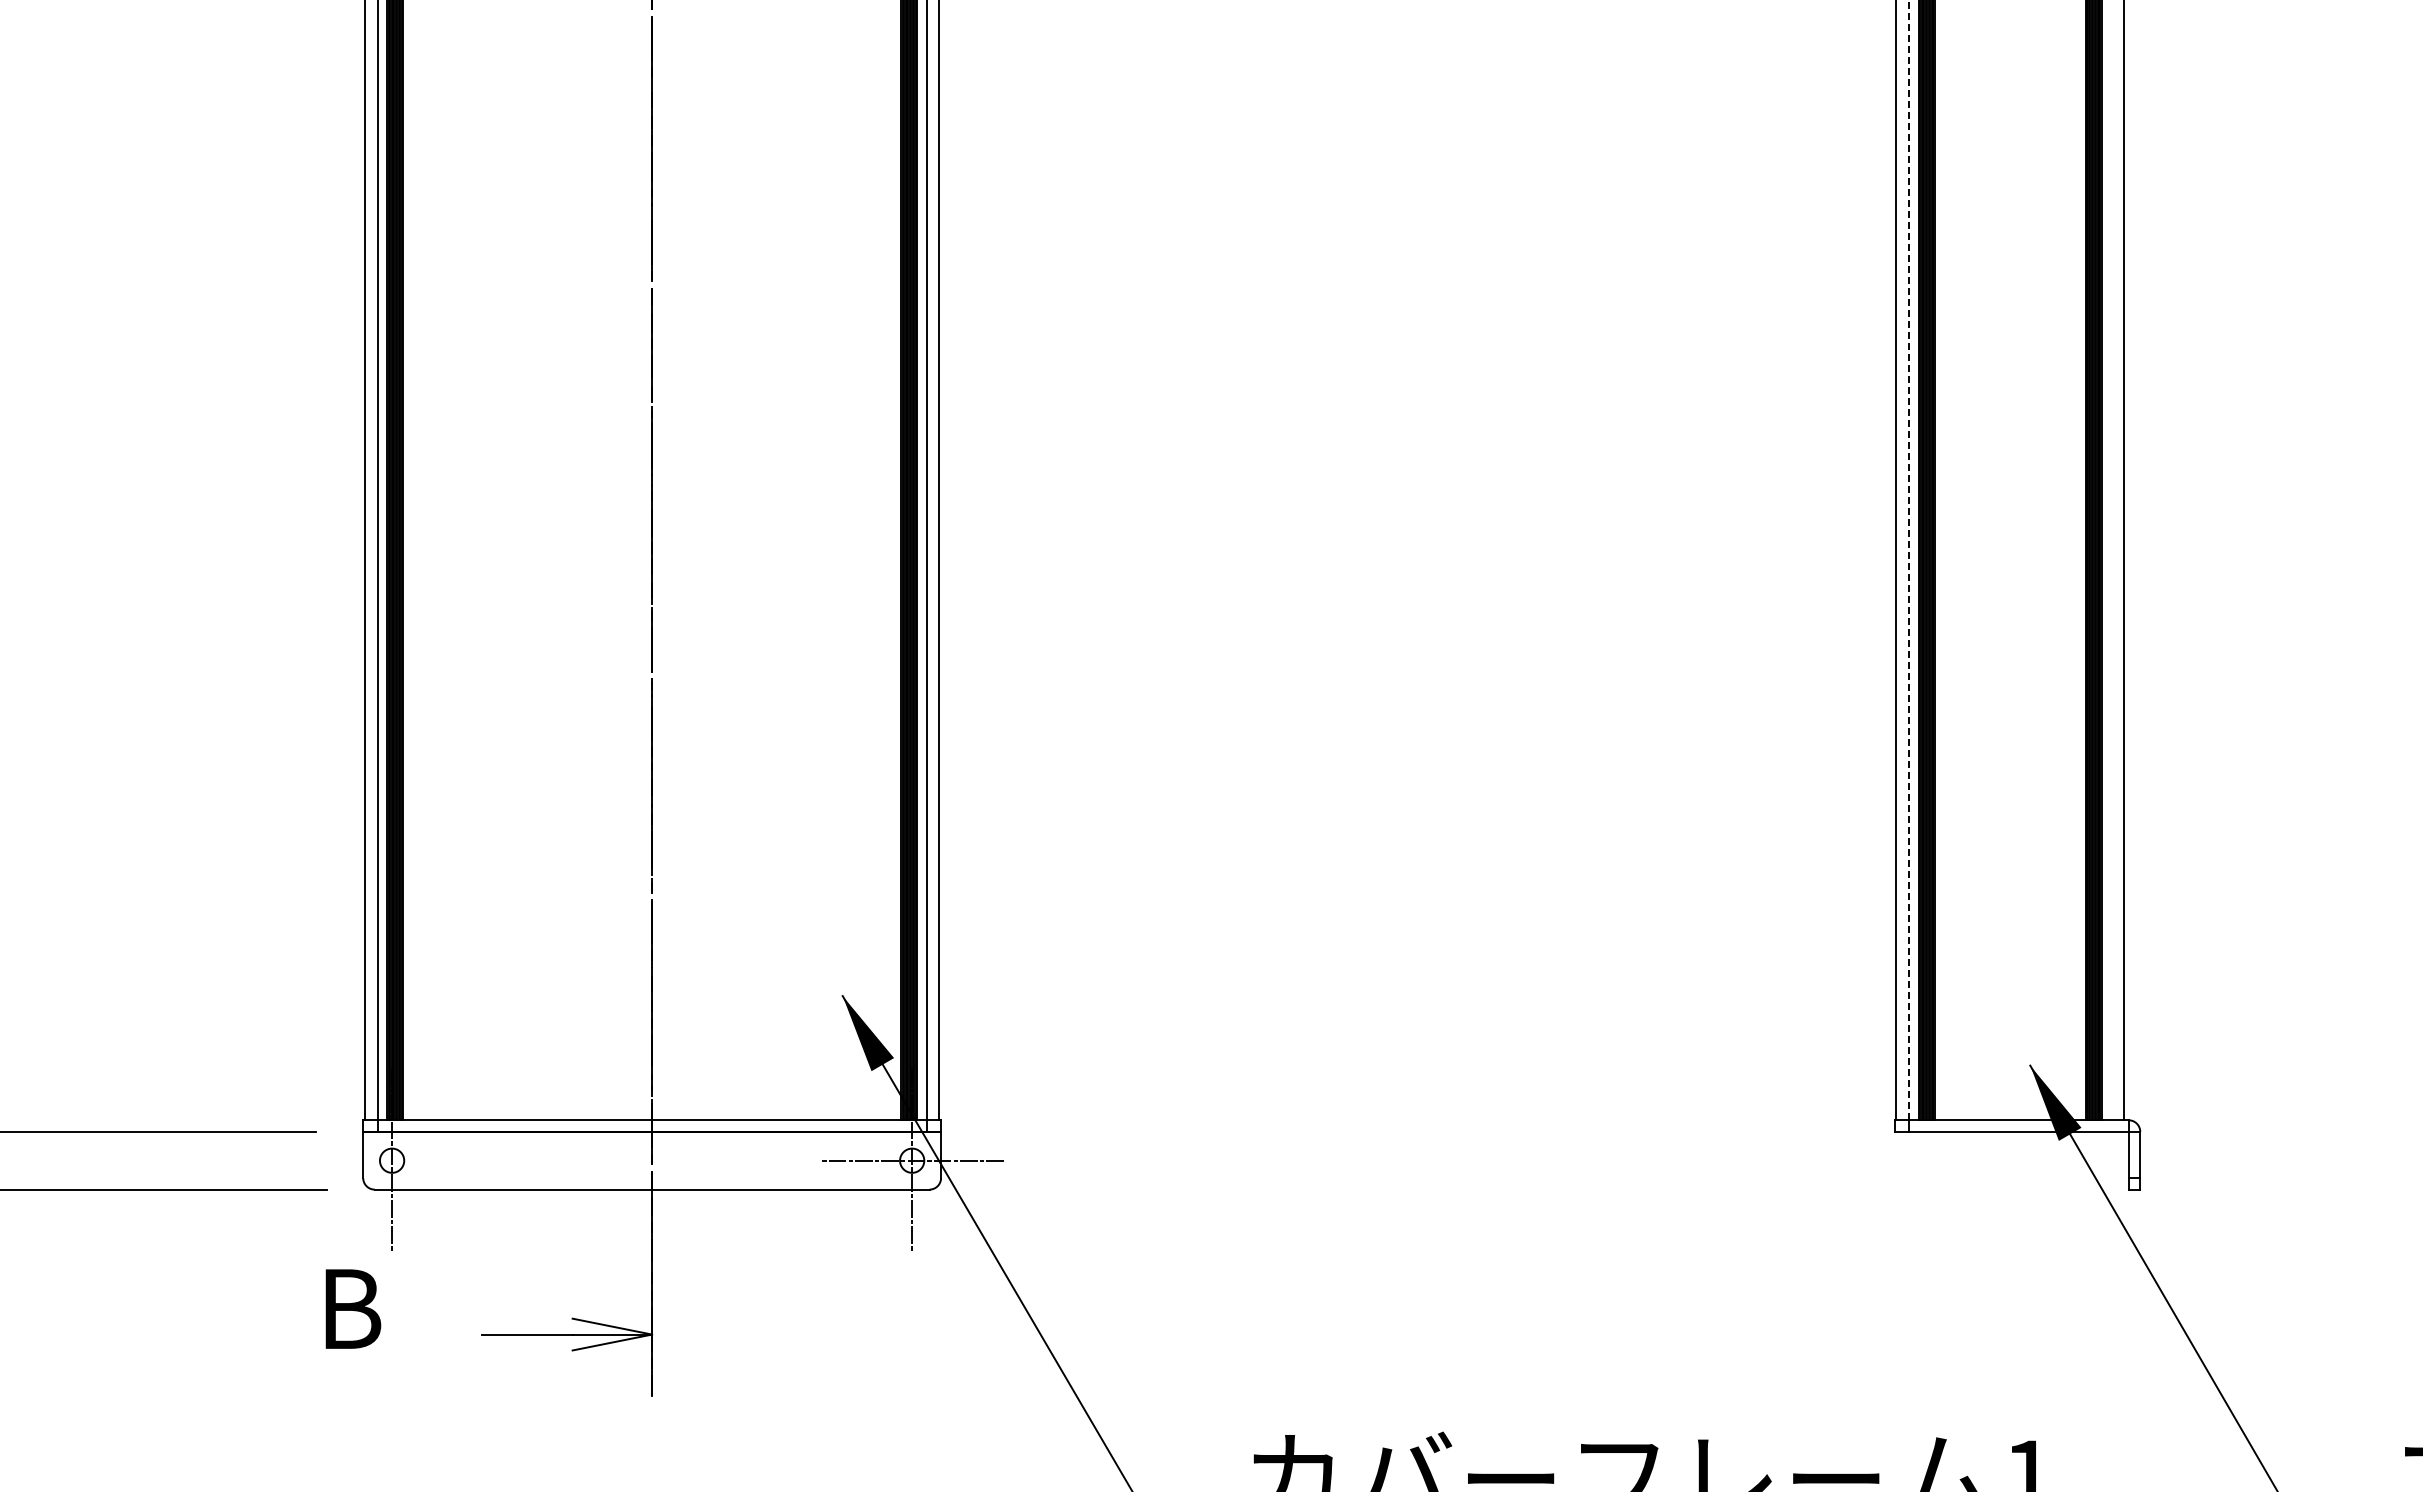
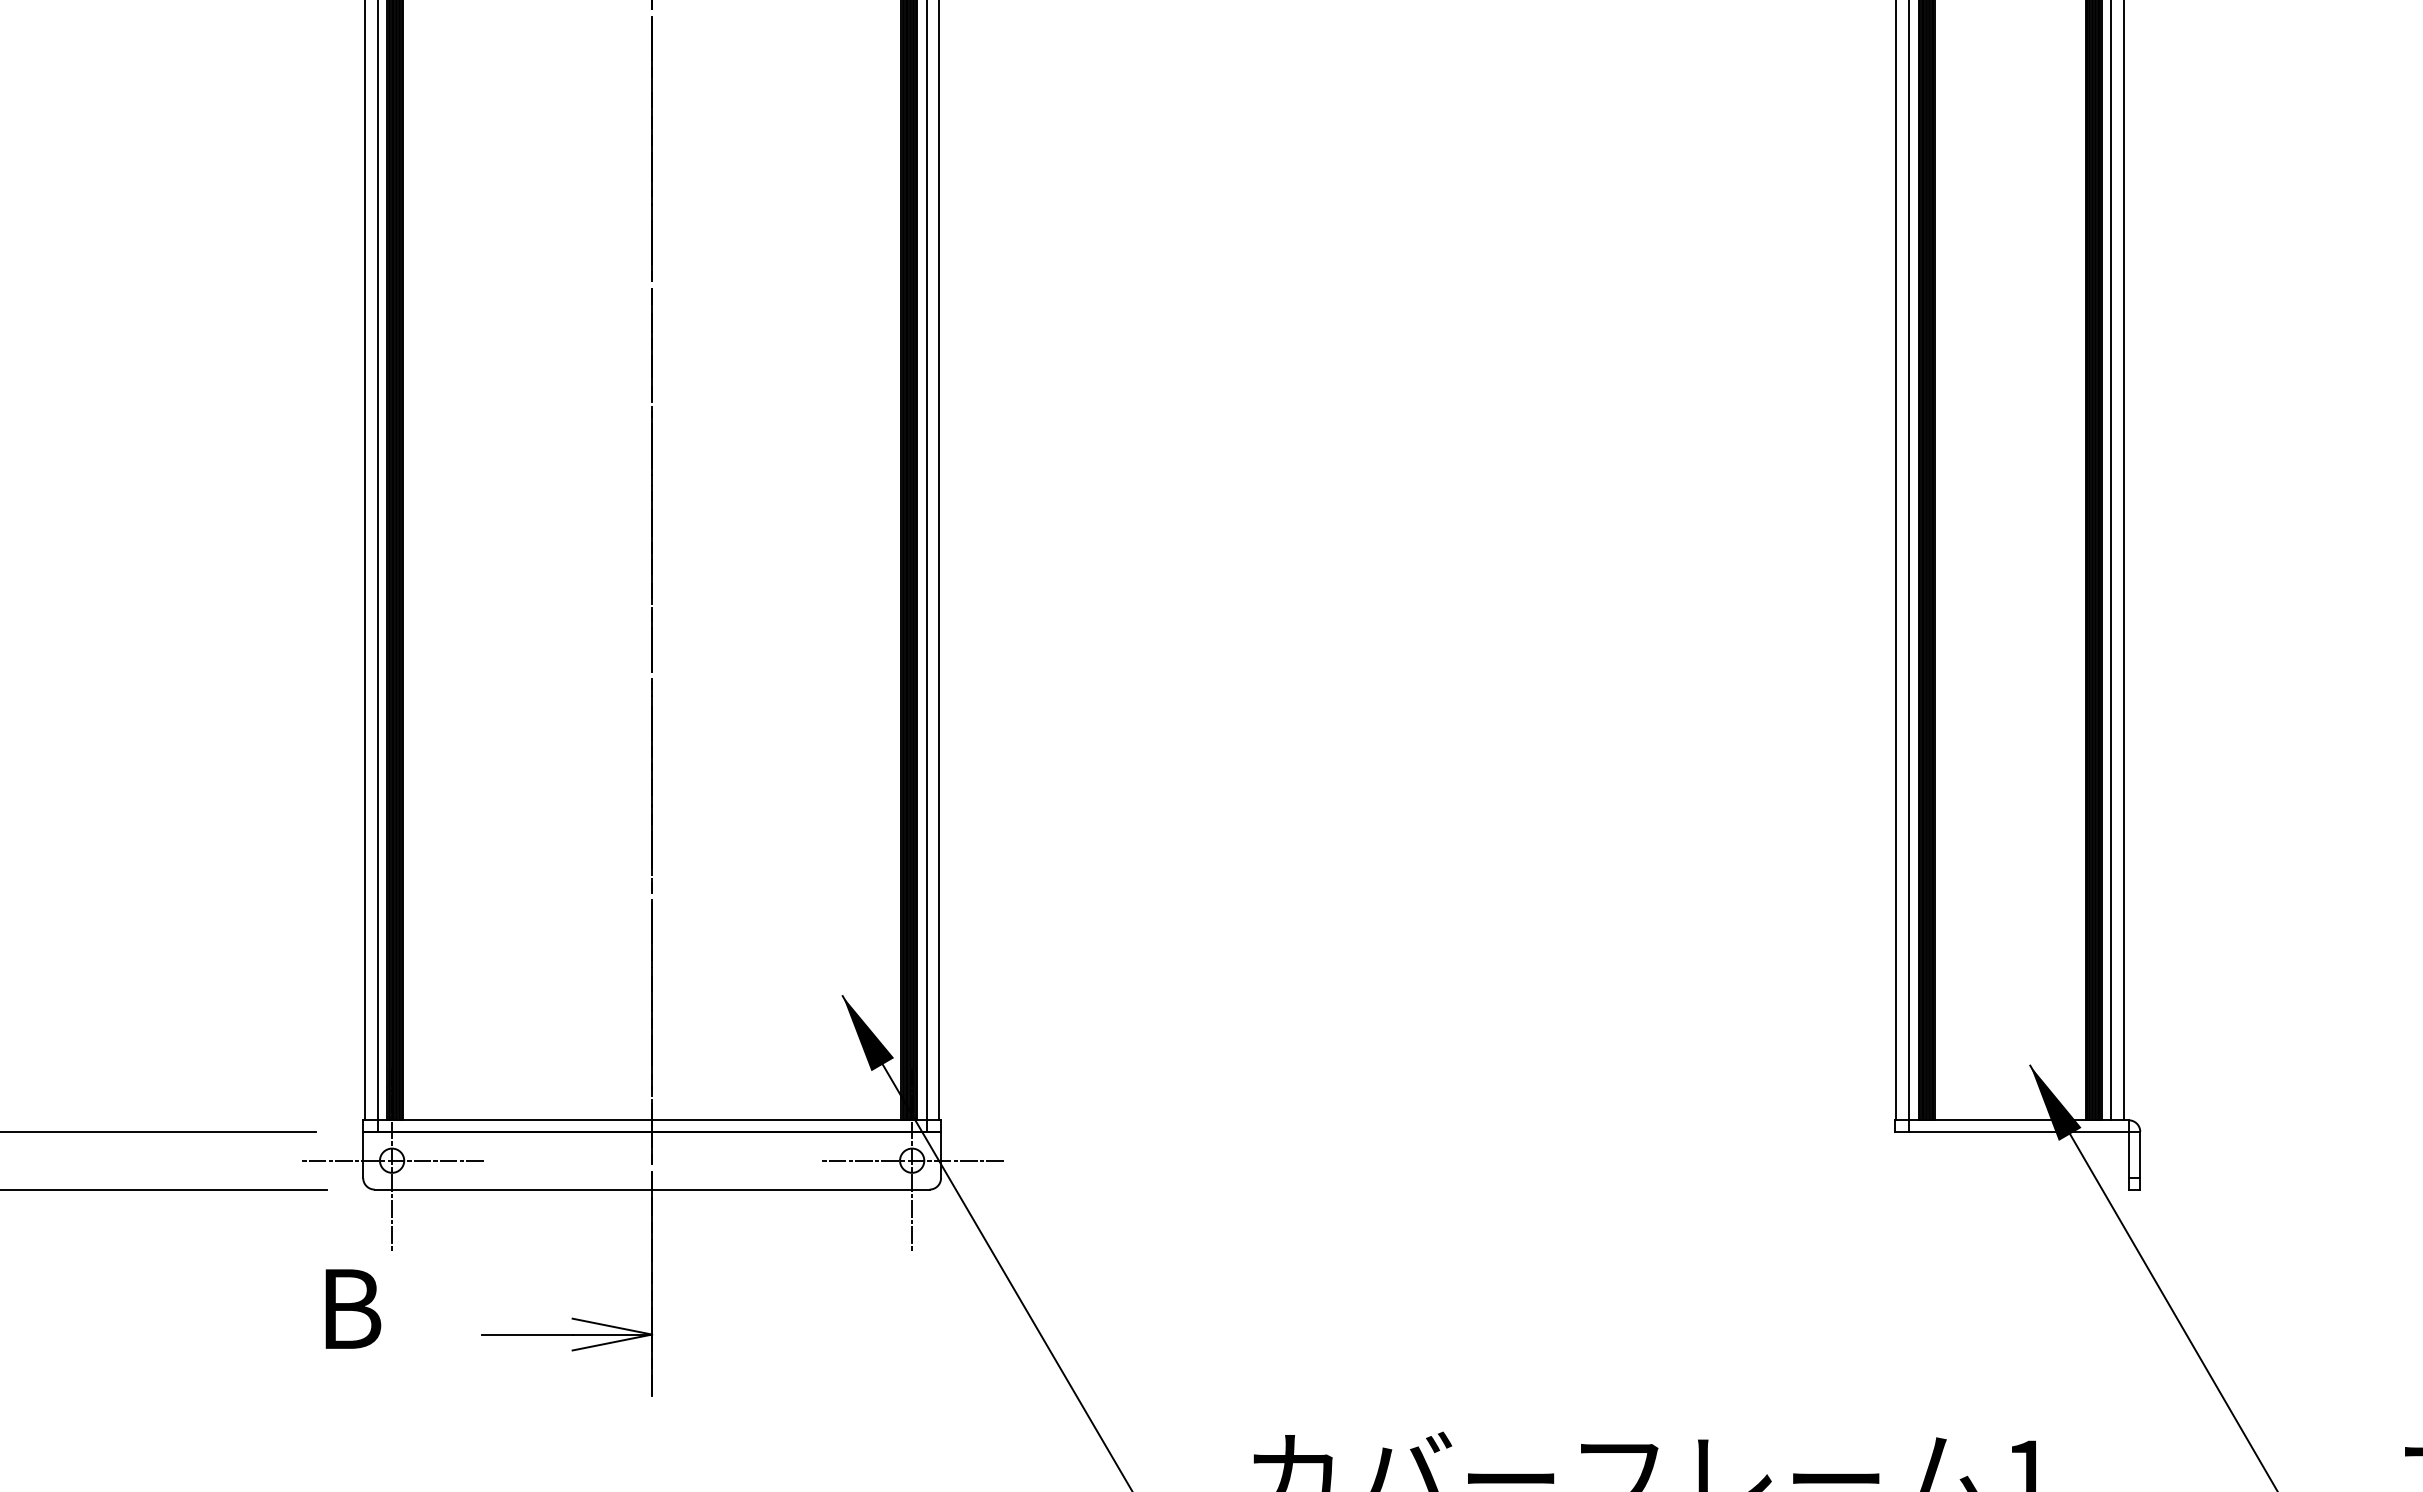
line: dashed -> solid (1909, 560)
line: none -> present (2111, 561)
line: none -> present (391, 1160)
